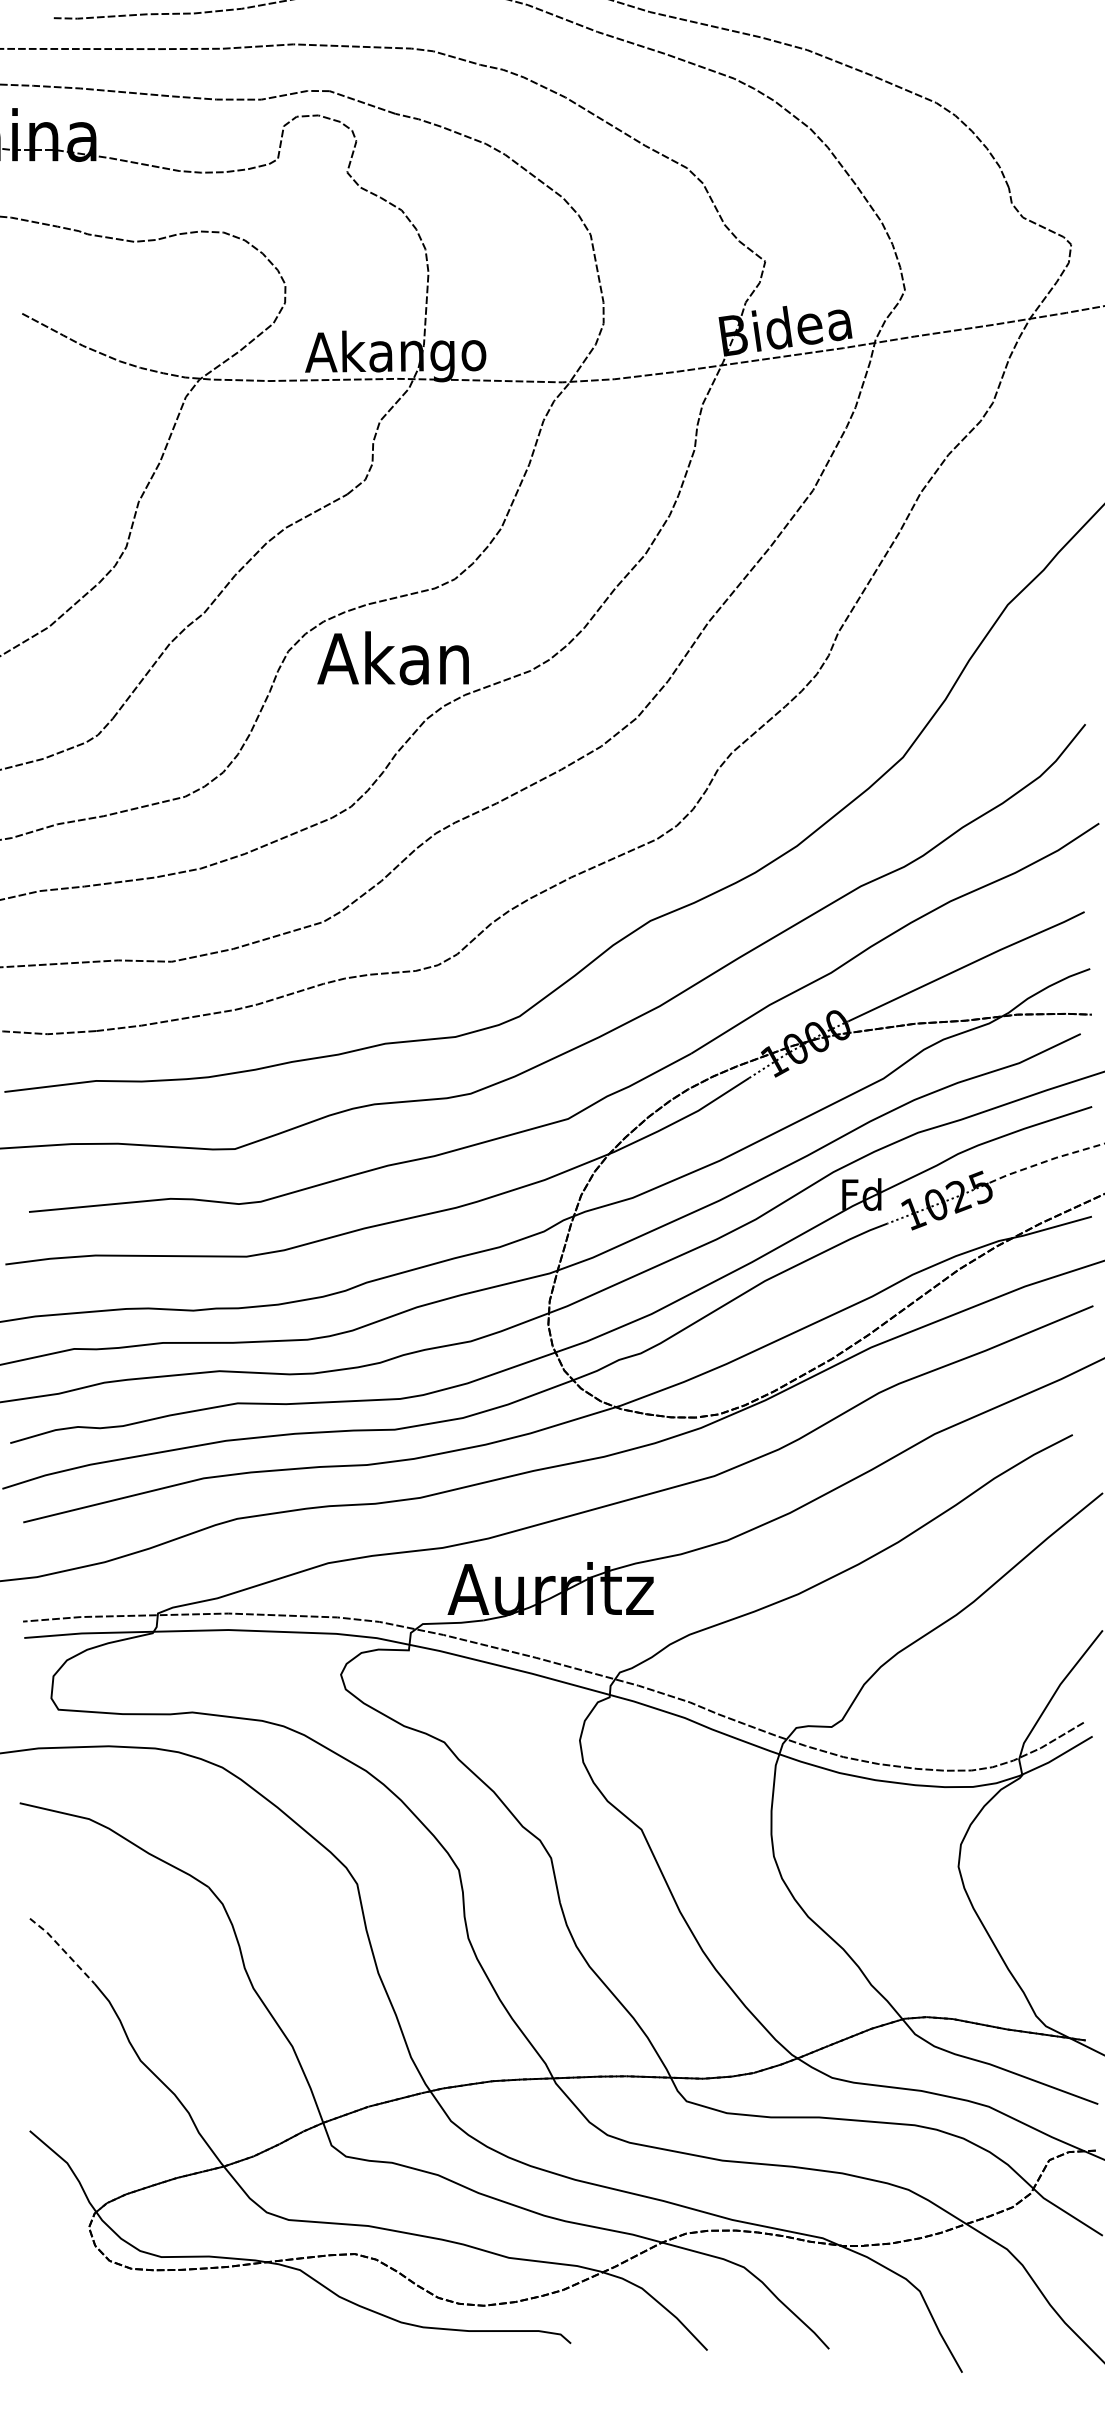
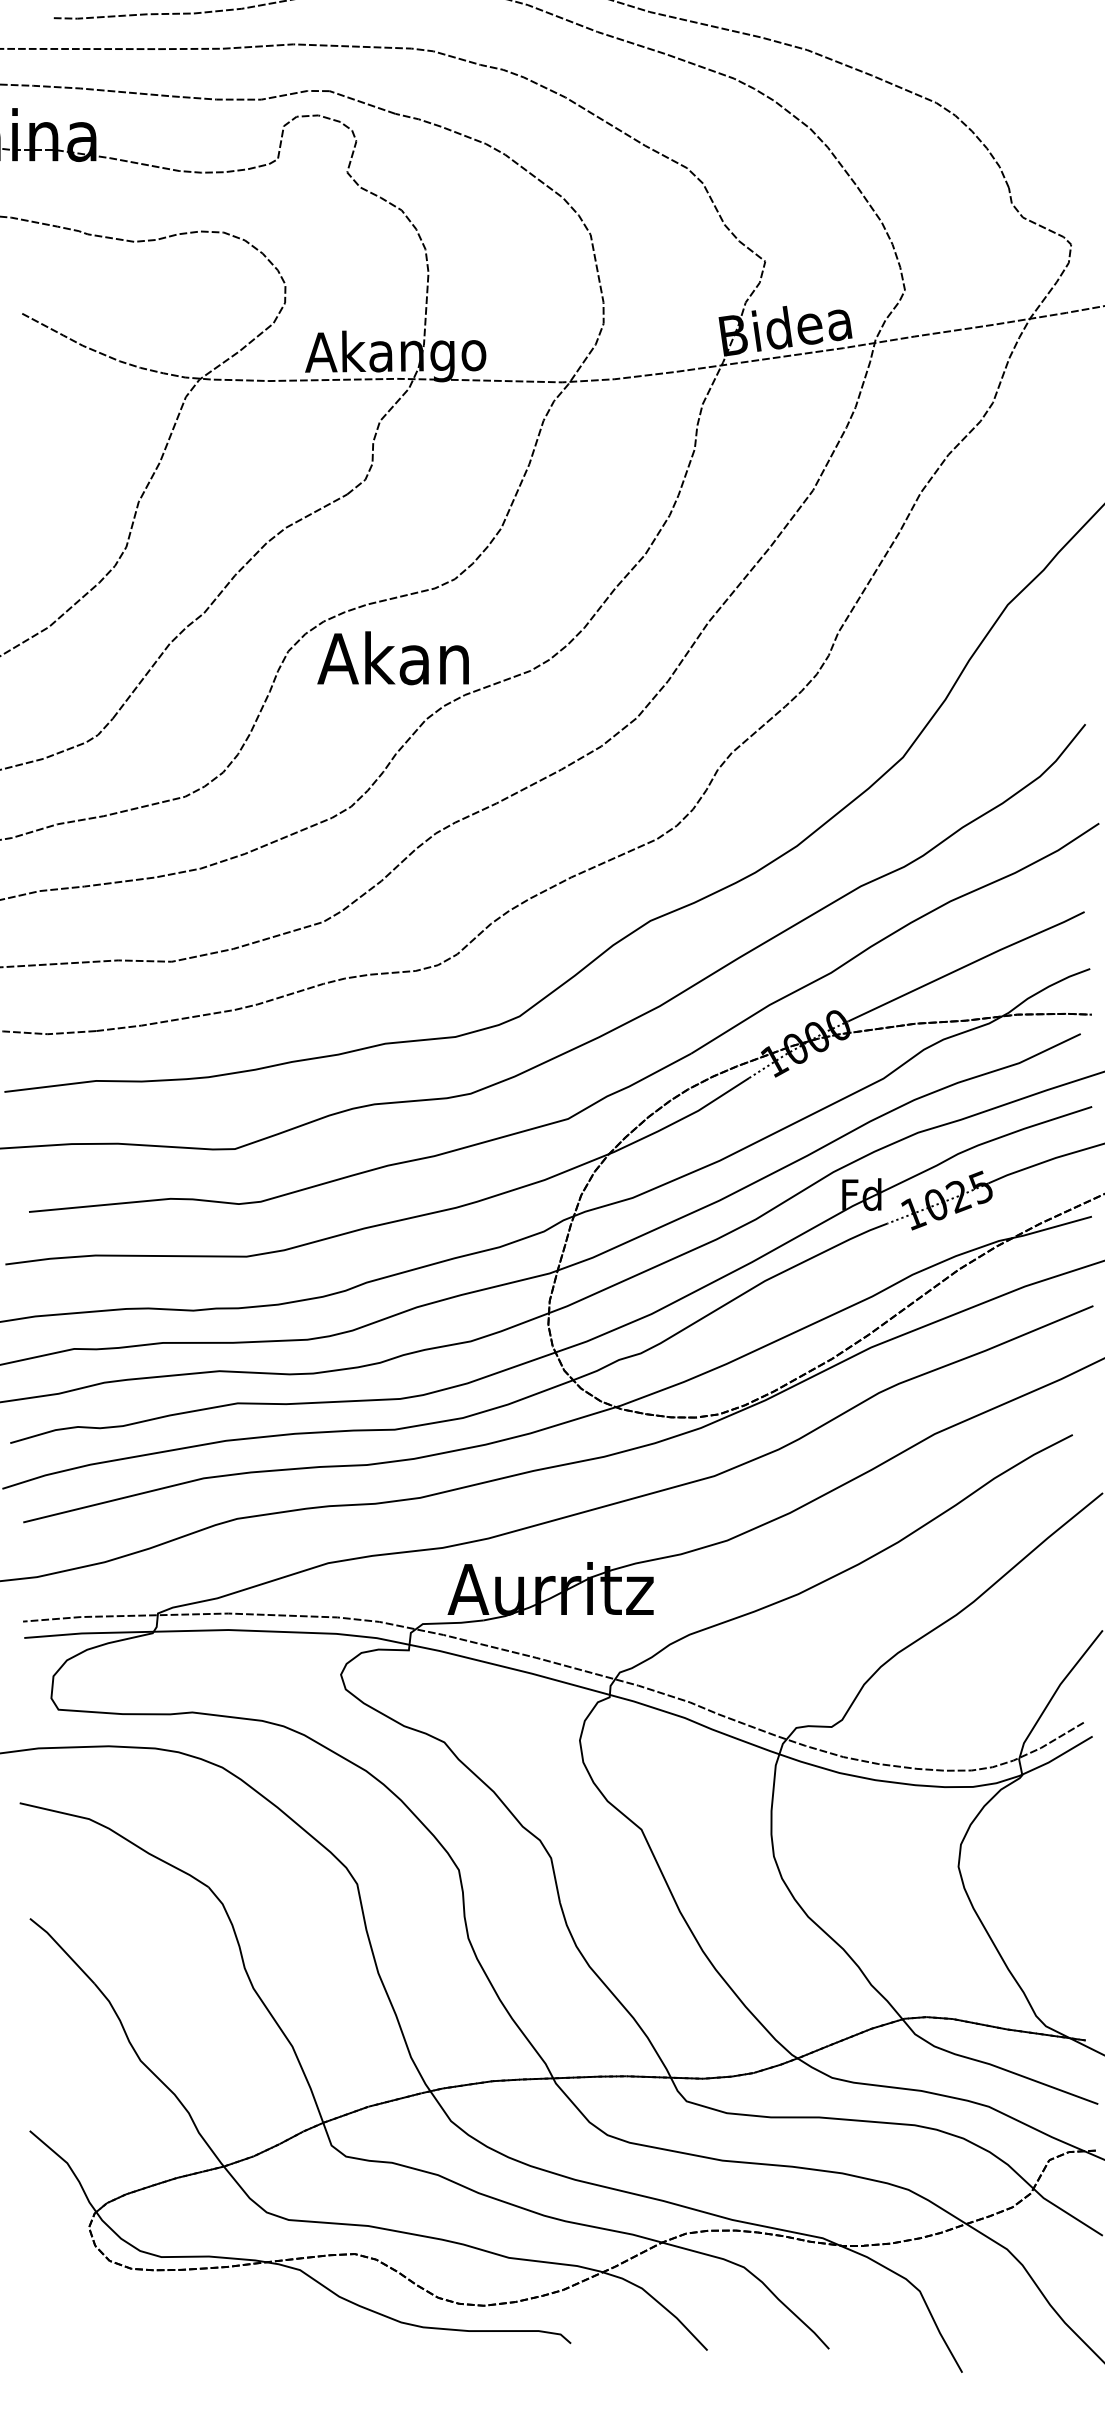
line: dashed -> solid (1045, 1161)
line: dashed -> solid (62, 1949)
